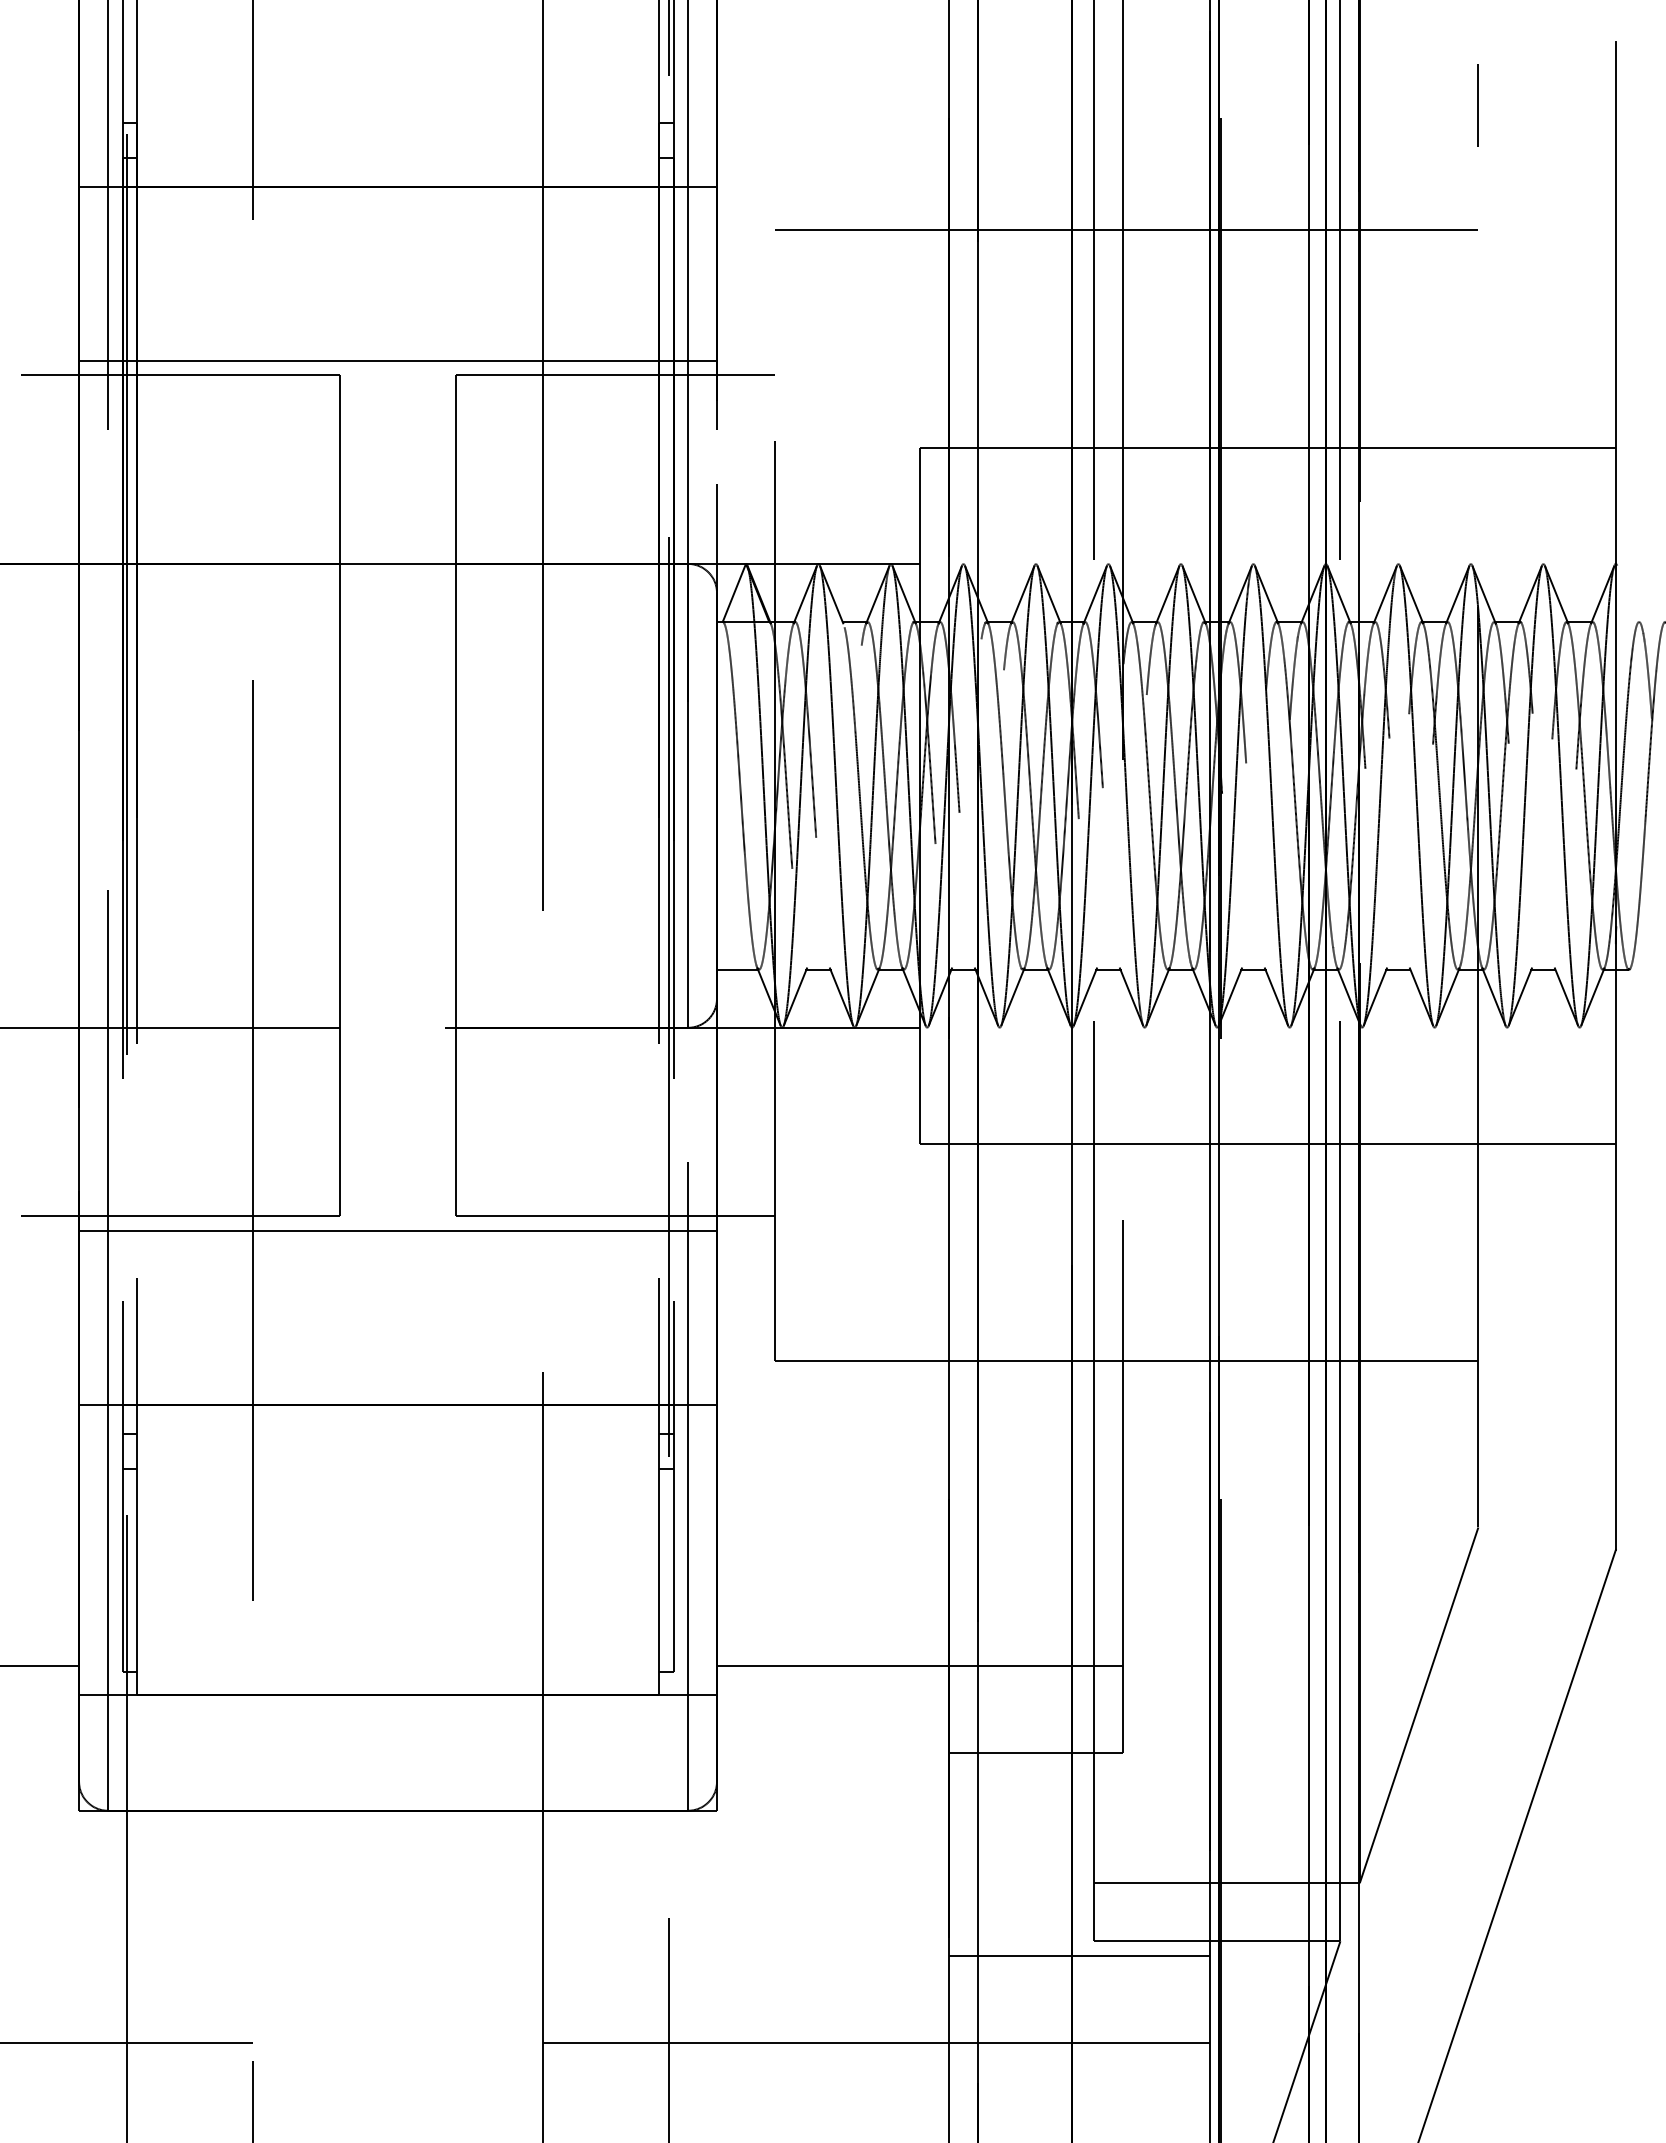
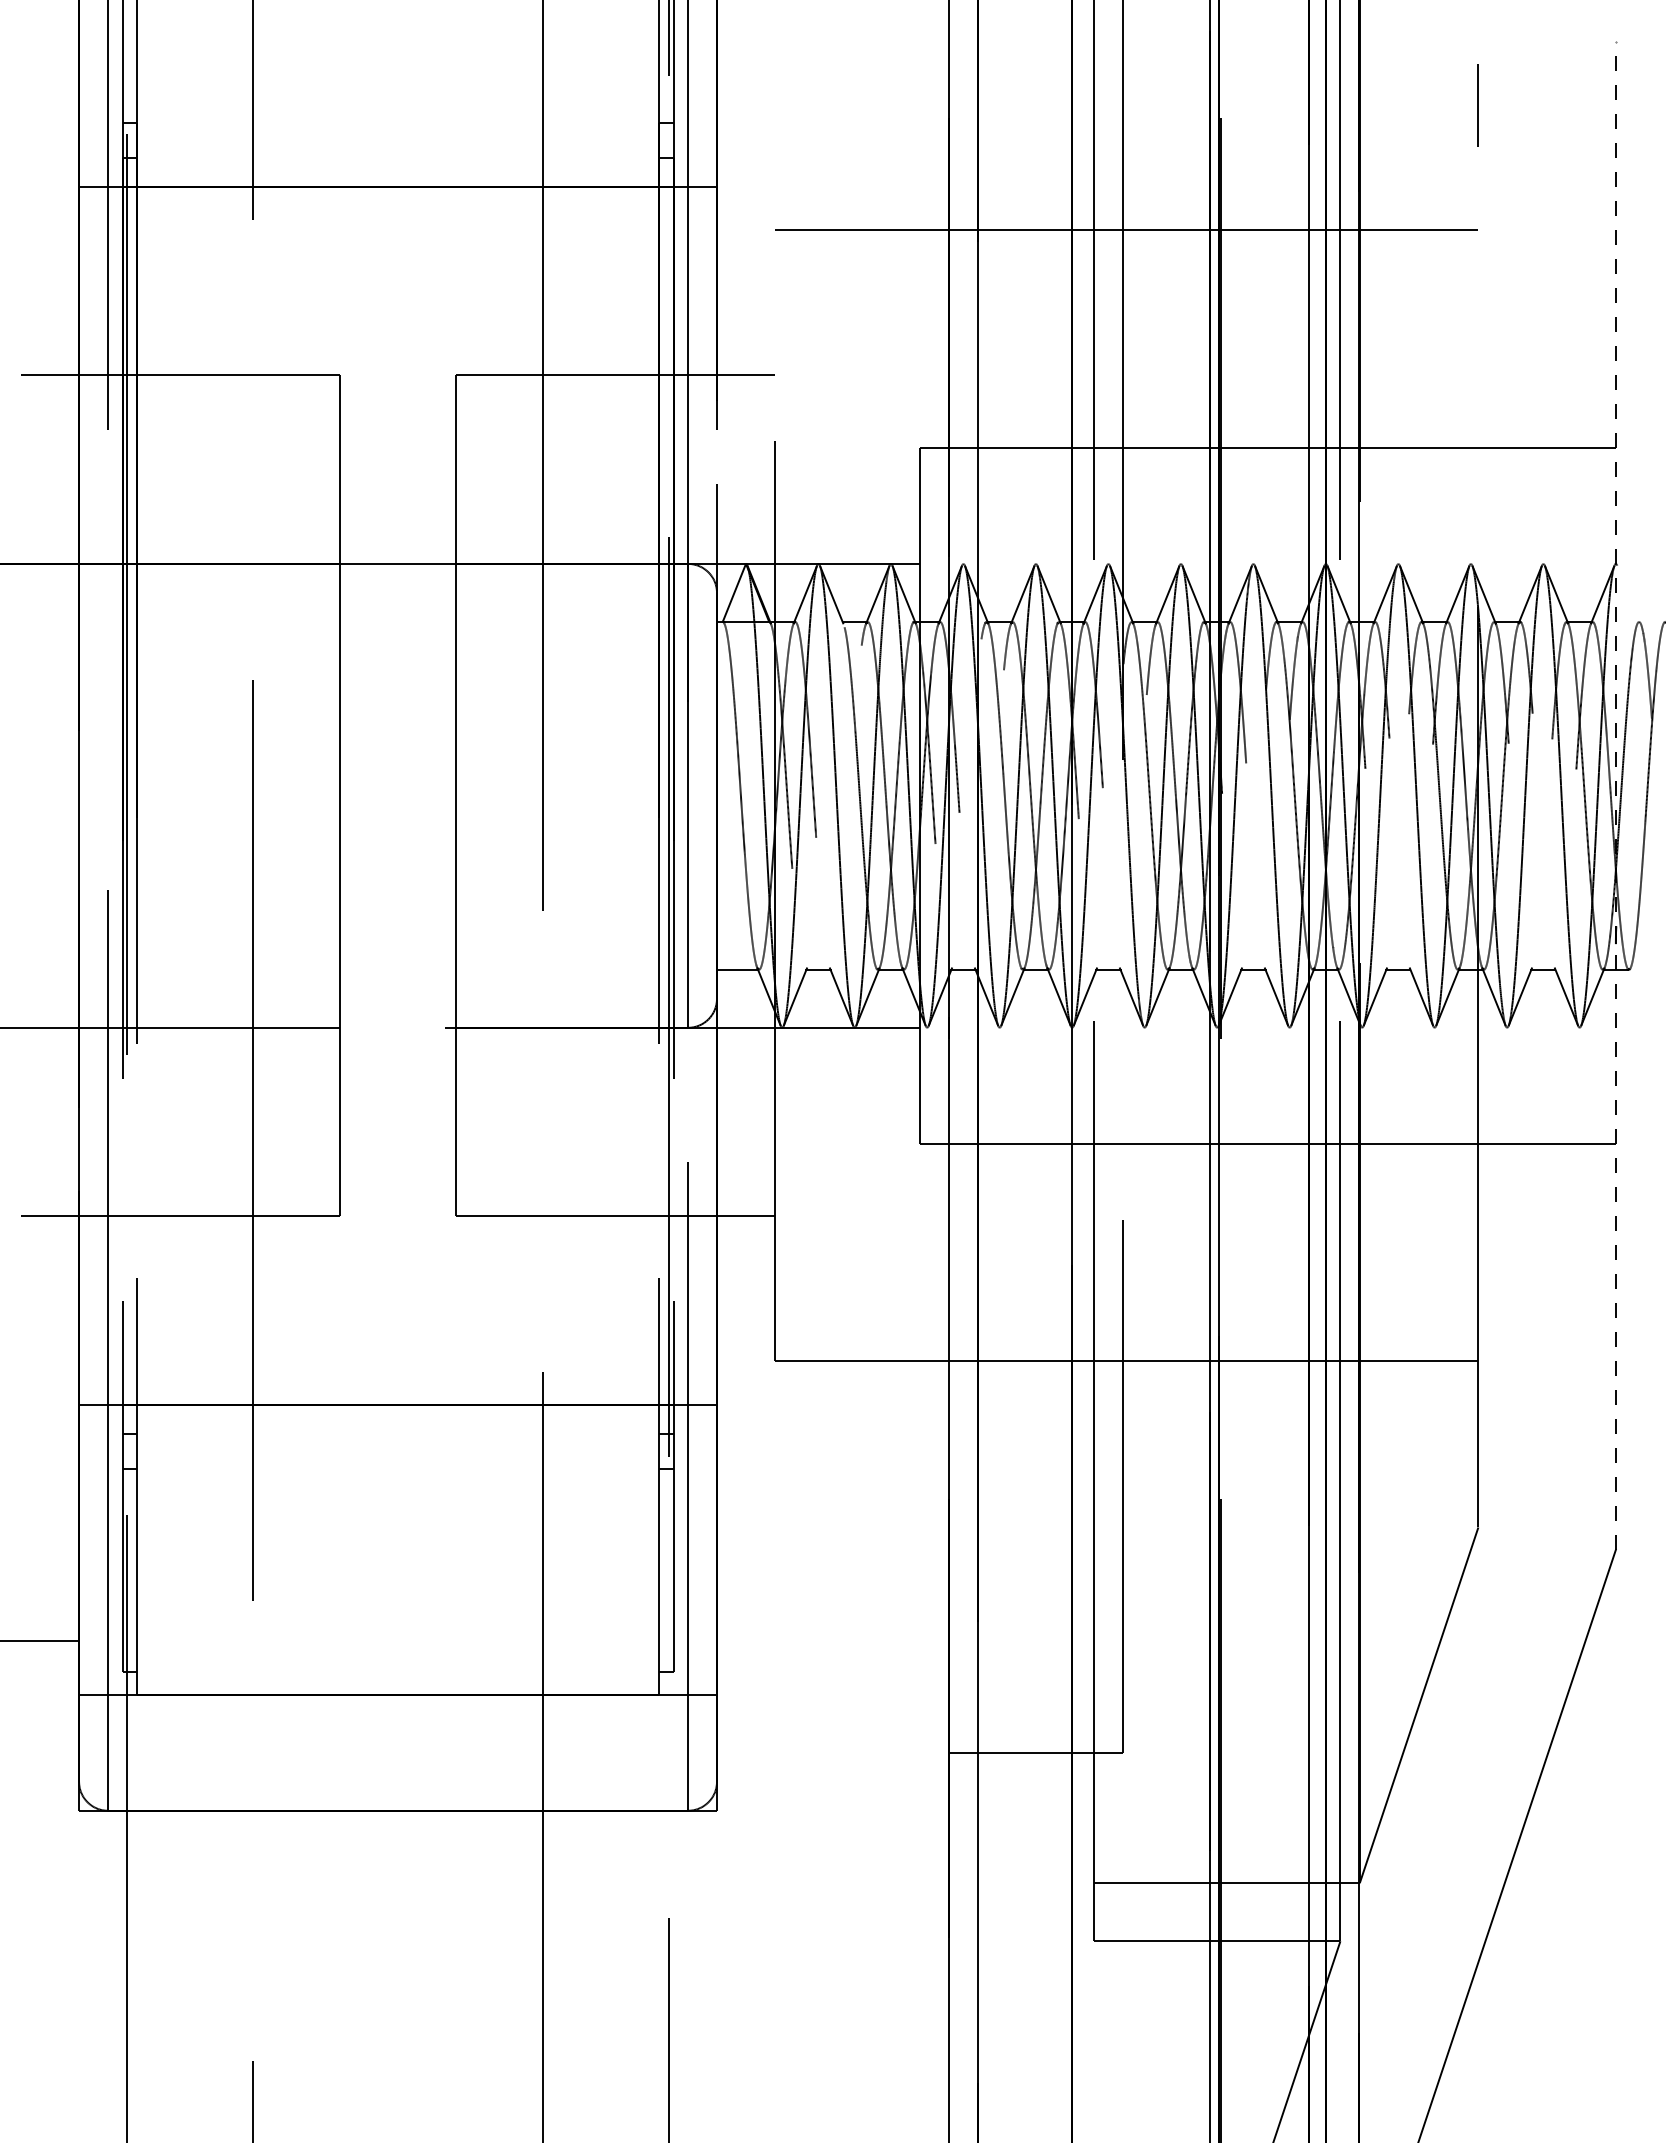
line: present -> none (398, 360)
line: solid -> dashed (1615, 795)
line: present -> none (398, 1230)
line position: (40, 1665) -> (40, 1640) (40, 1640)
line: present -> none (919, 1665)
line: present -> none (1078, 1955)
line: present -> none (127, 2042)
line: present -> none (876, 2042)
